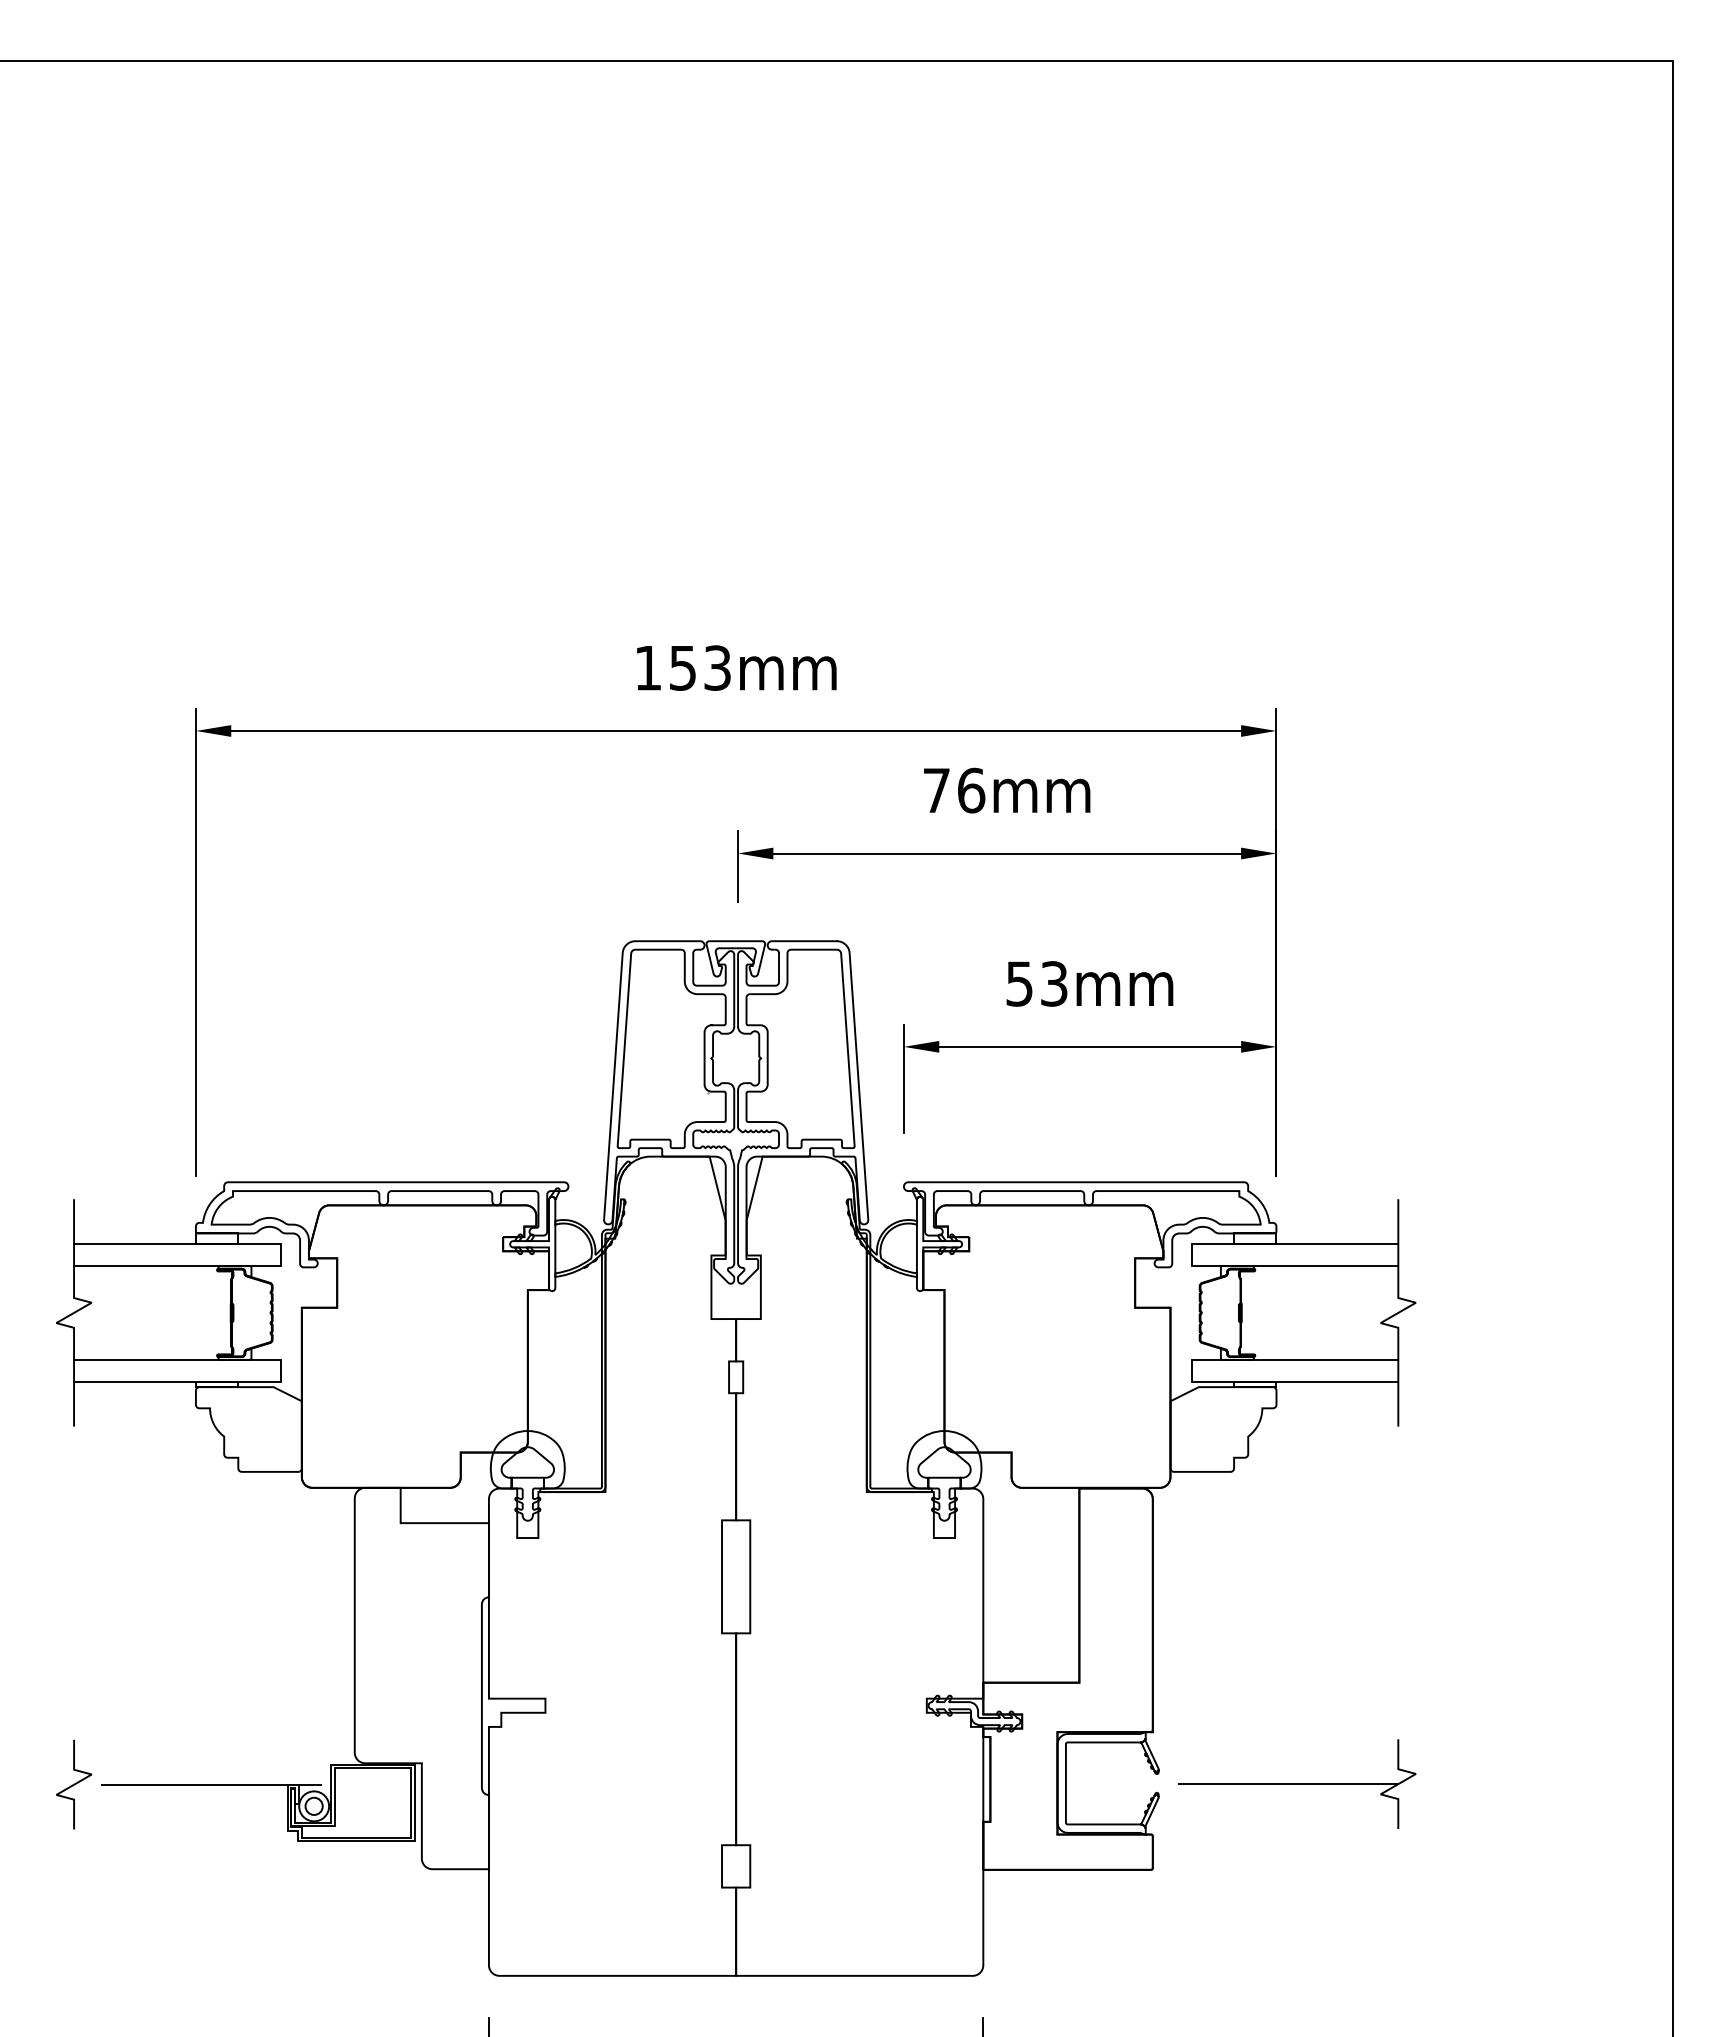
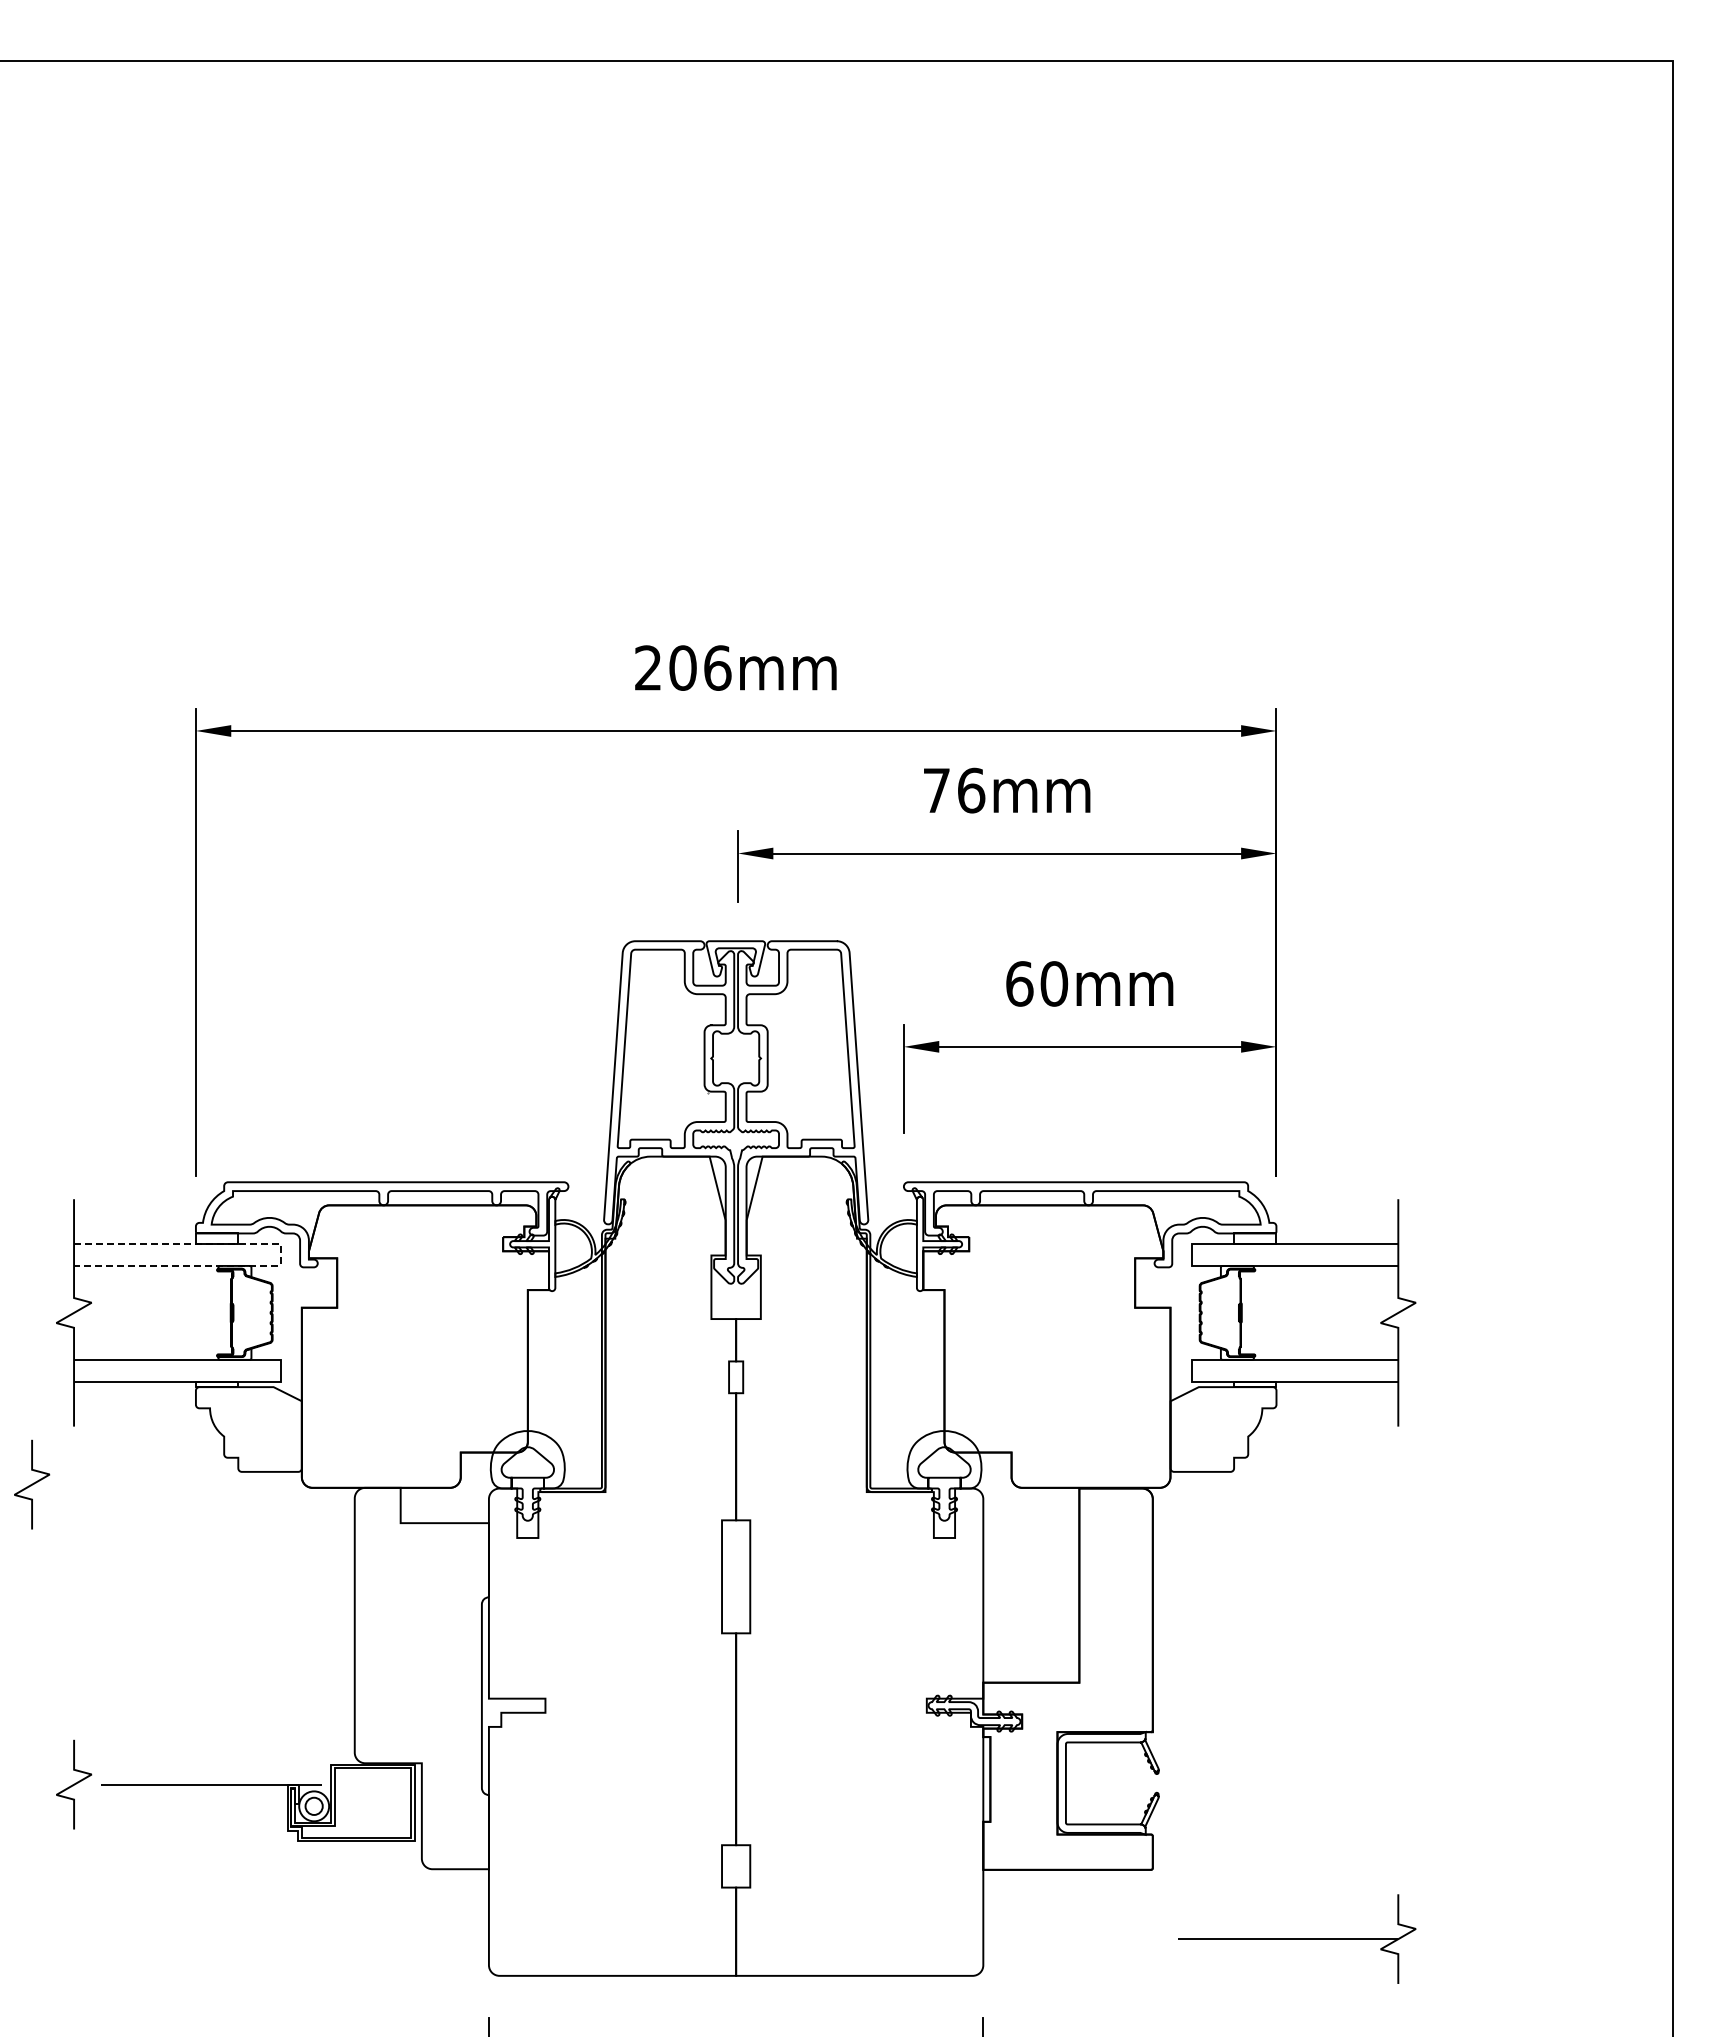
text: 153mm -> 206mm (683, 667)
text: 53mm -> 60mm (1037, 983)
line: solid -> dashed (280, 1255)
curve: none -> present (32, 1484)
part position: (1297, 1783) -> (1297, 1938) (1297, 1938)
